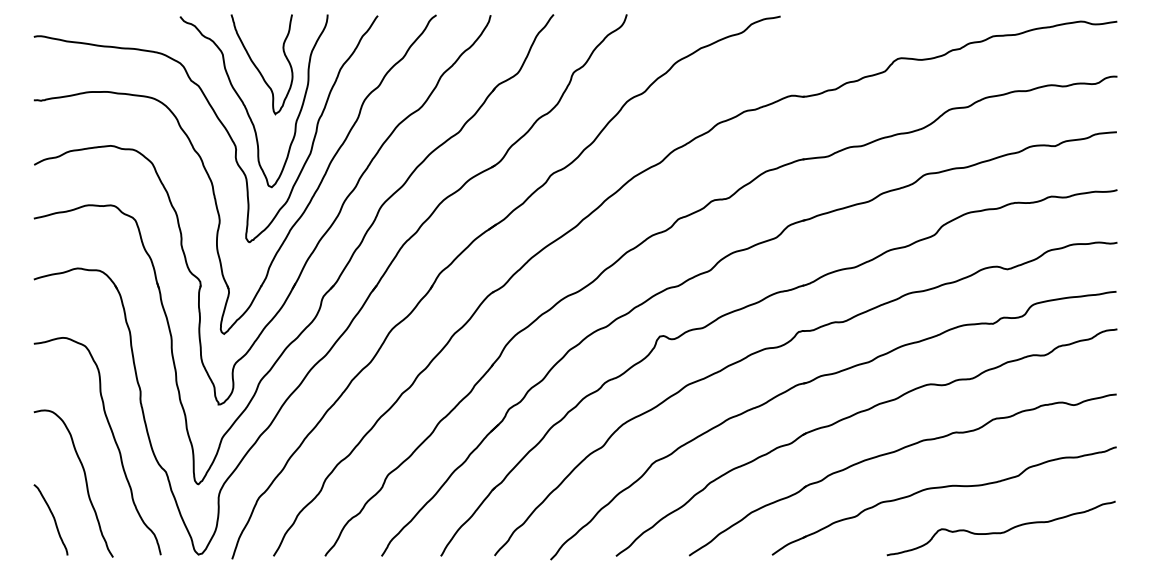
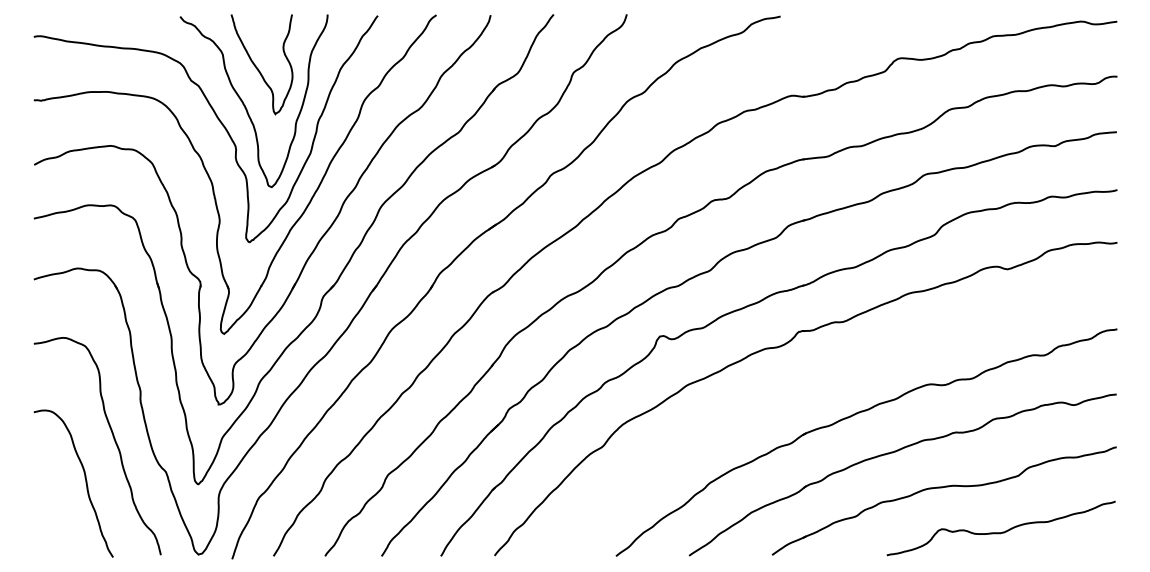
part: present -> none (812, 381)
curve: present -> none (52, 517)
